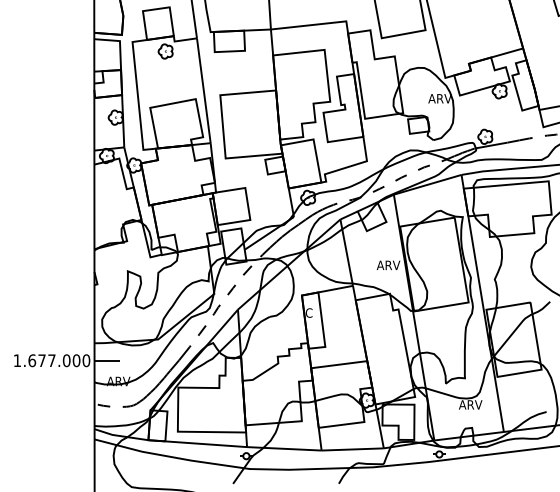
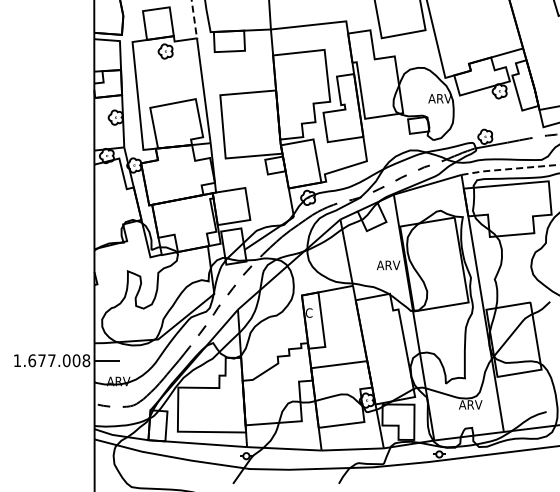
line: solid -> dashed (194, 19)
line: solid -> dashed (509, 169)
text: 1.677.000 -> 1.677.008 (86, 360)
